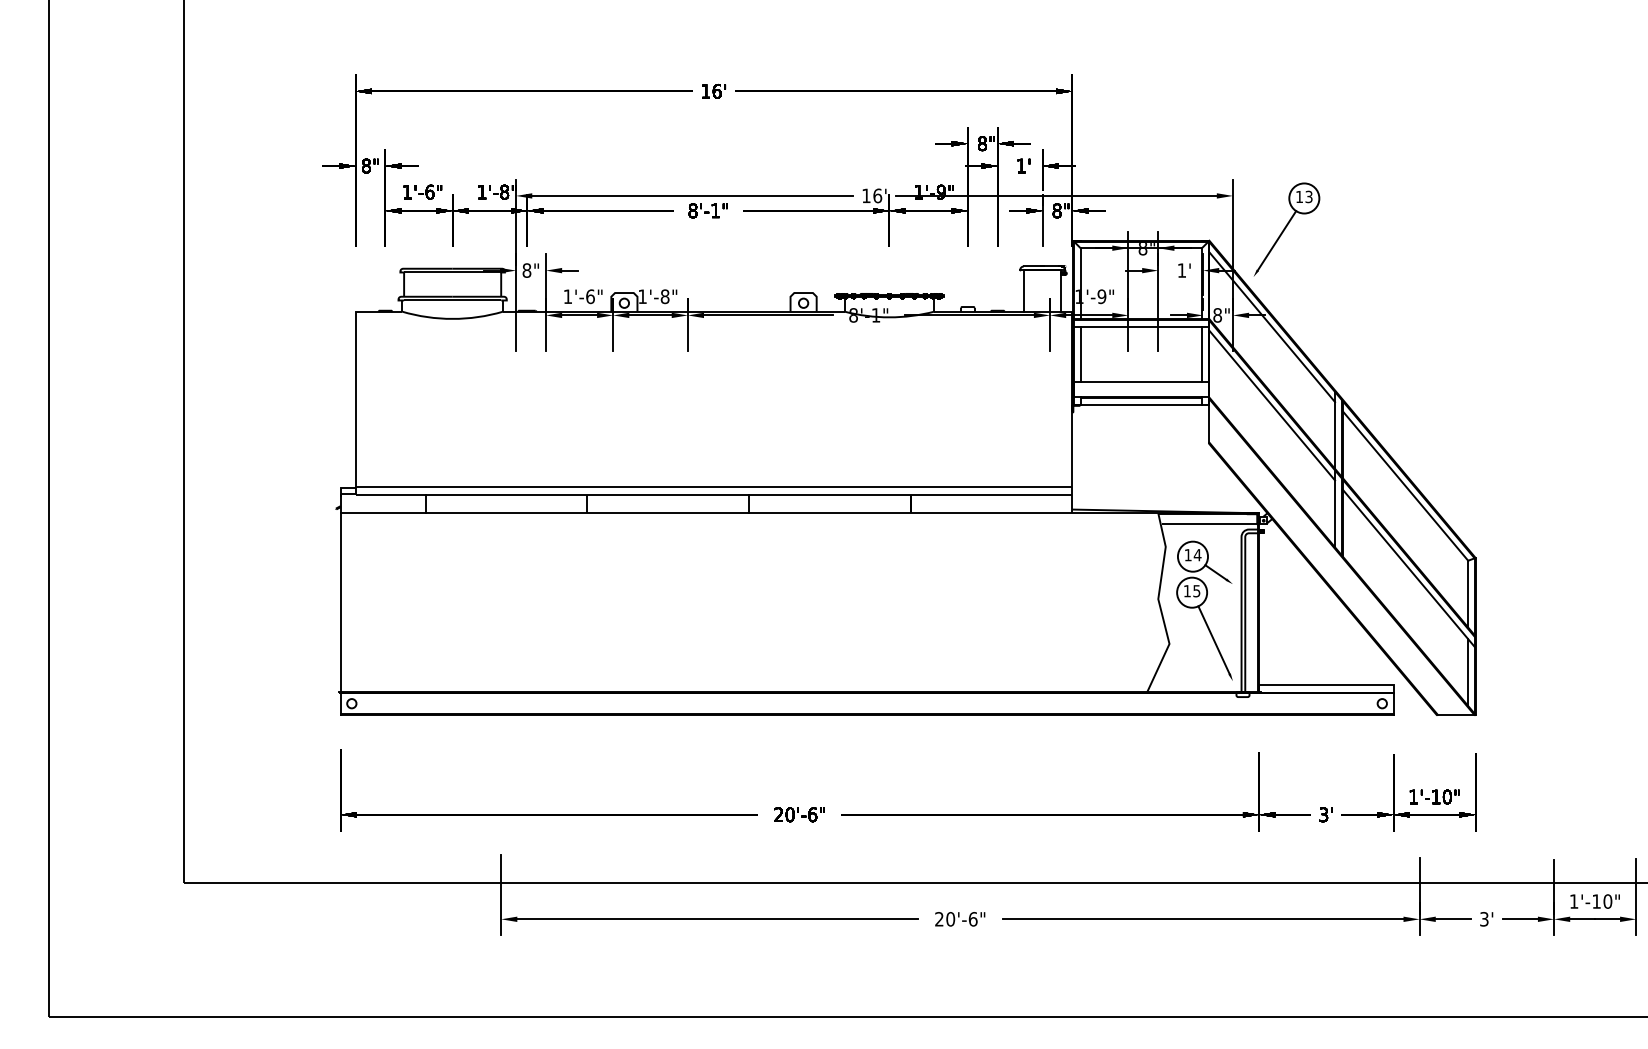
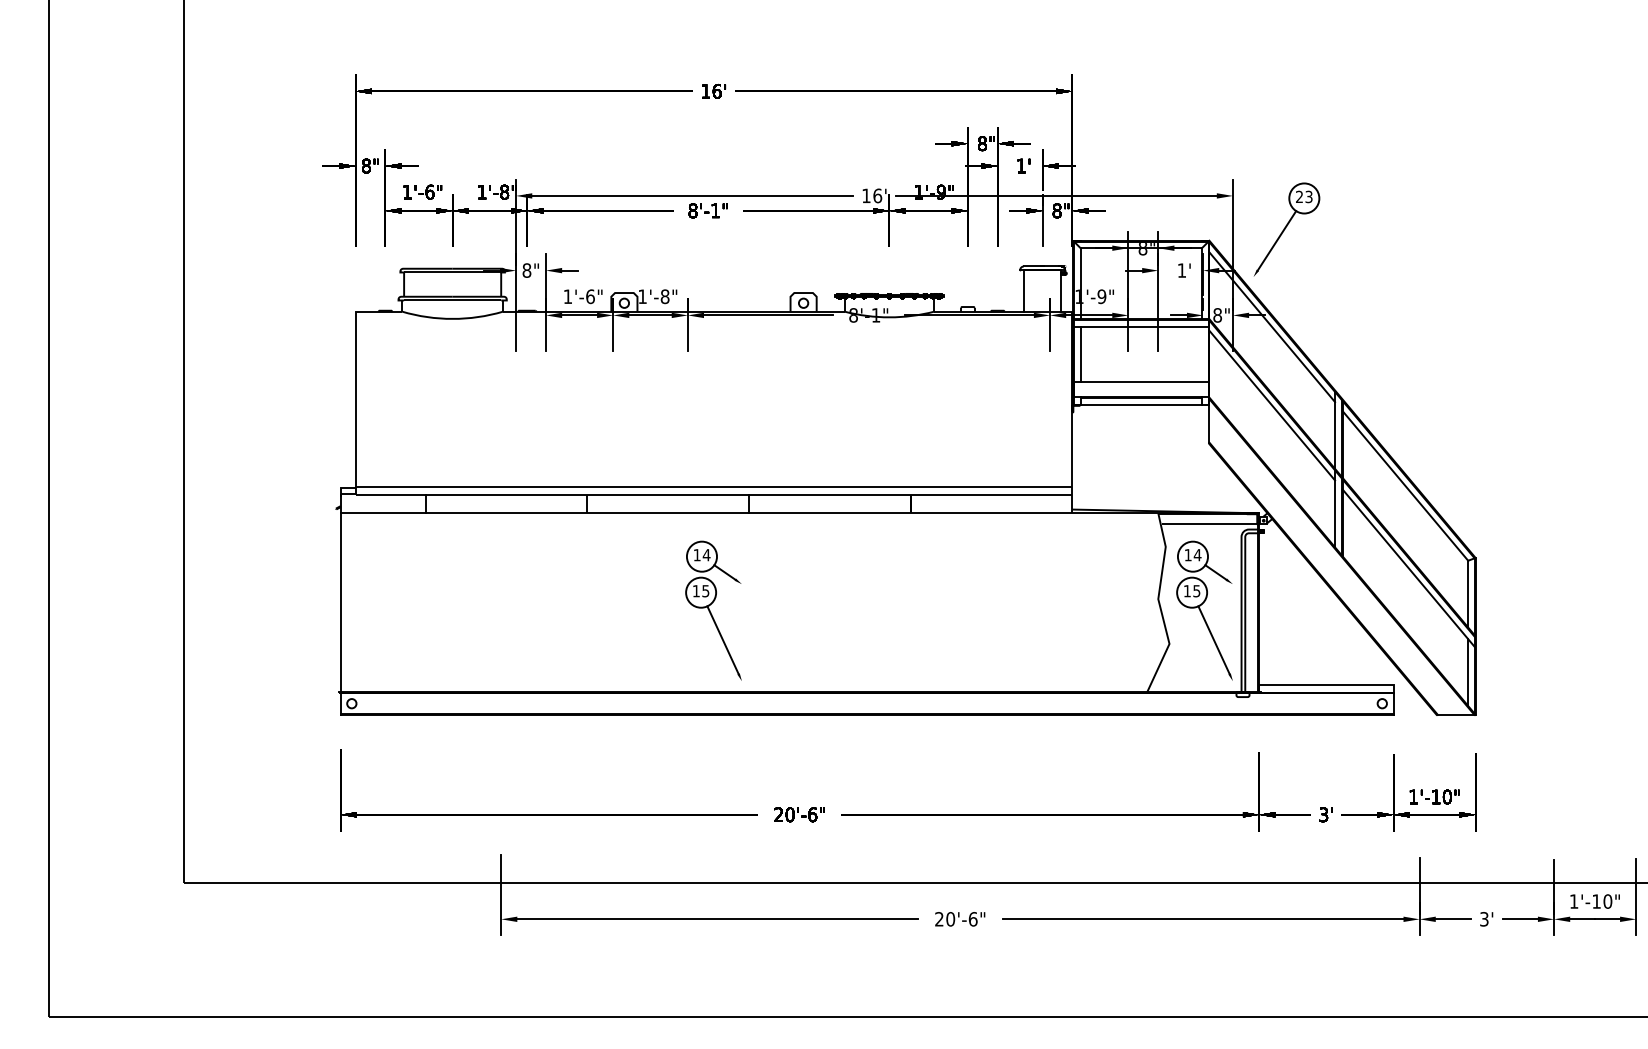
text: 13 -> 23 (1299, 196)
line: present -> none (1201, 353)
part: none -> present (713, 610)
